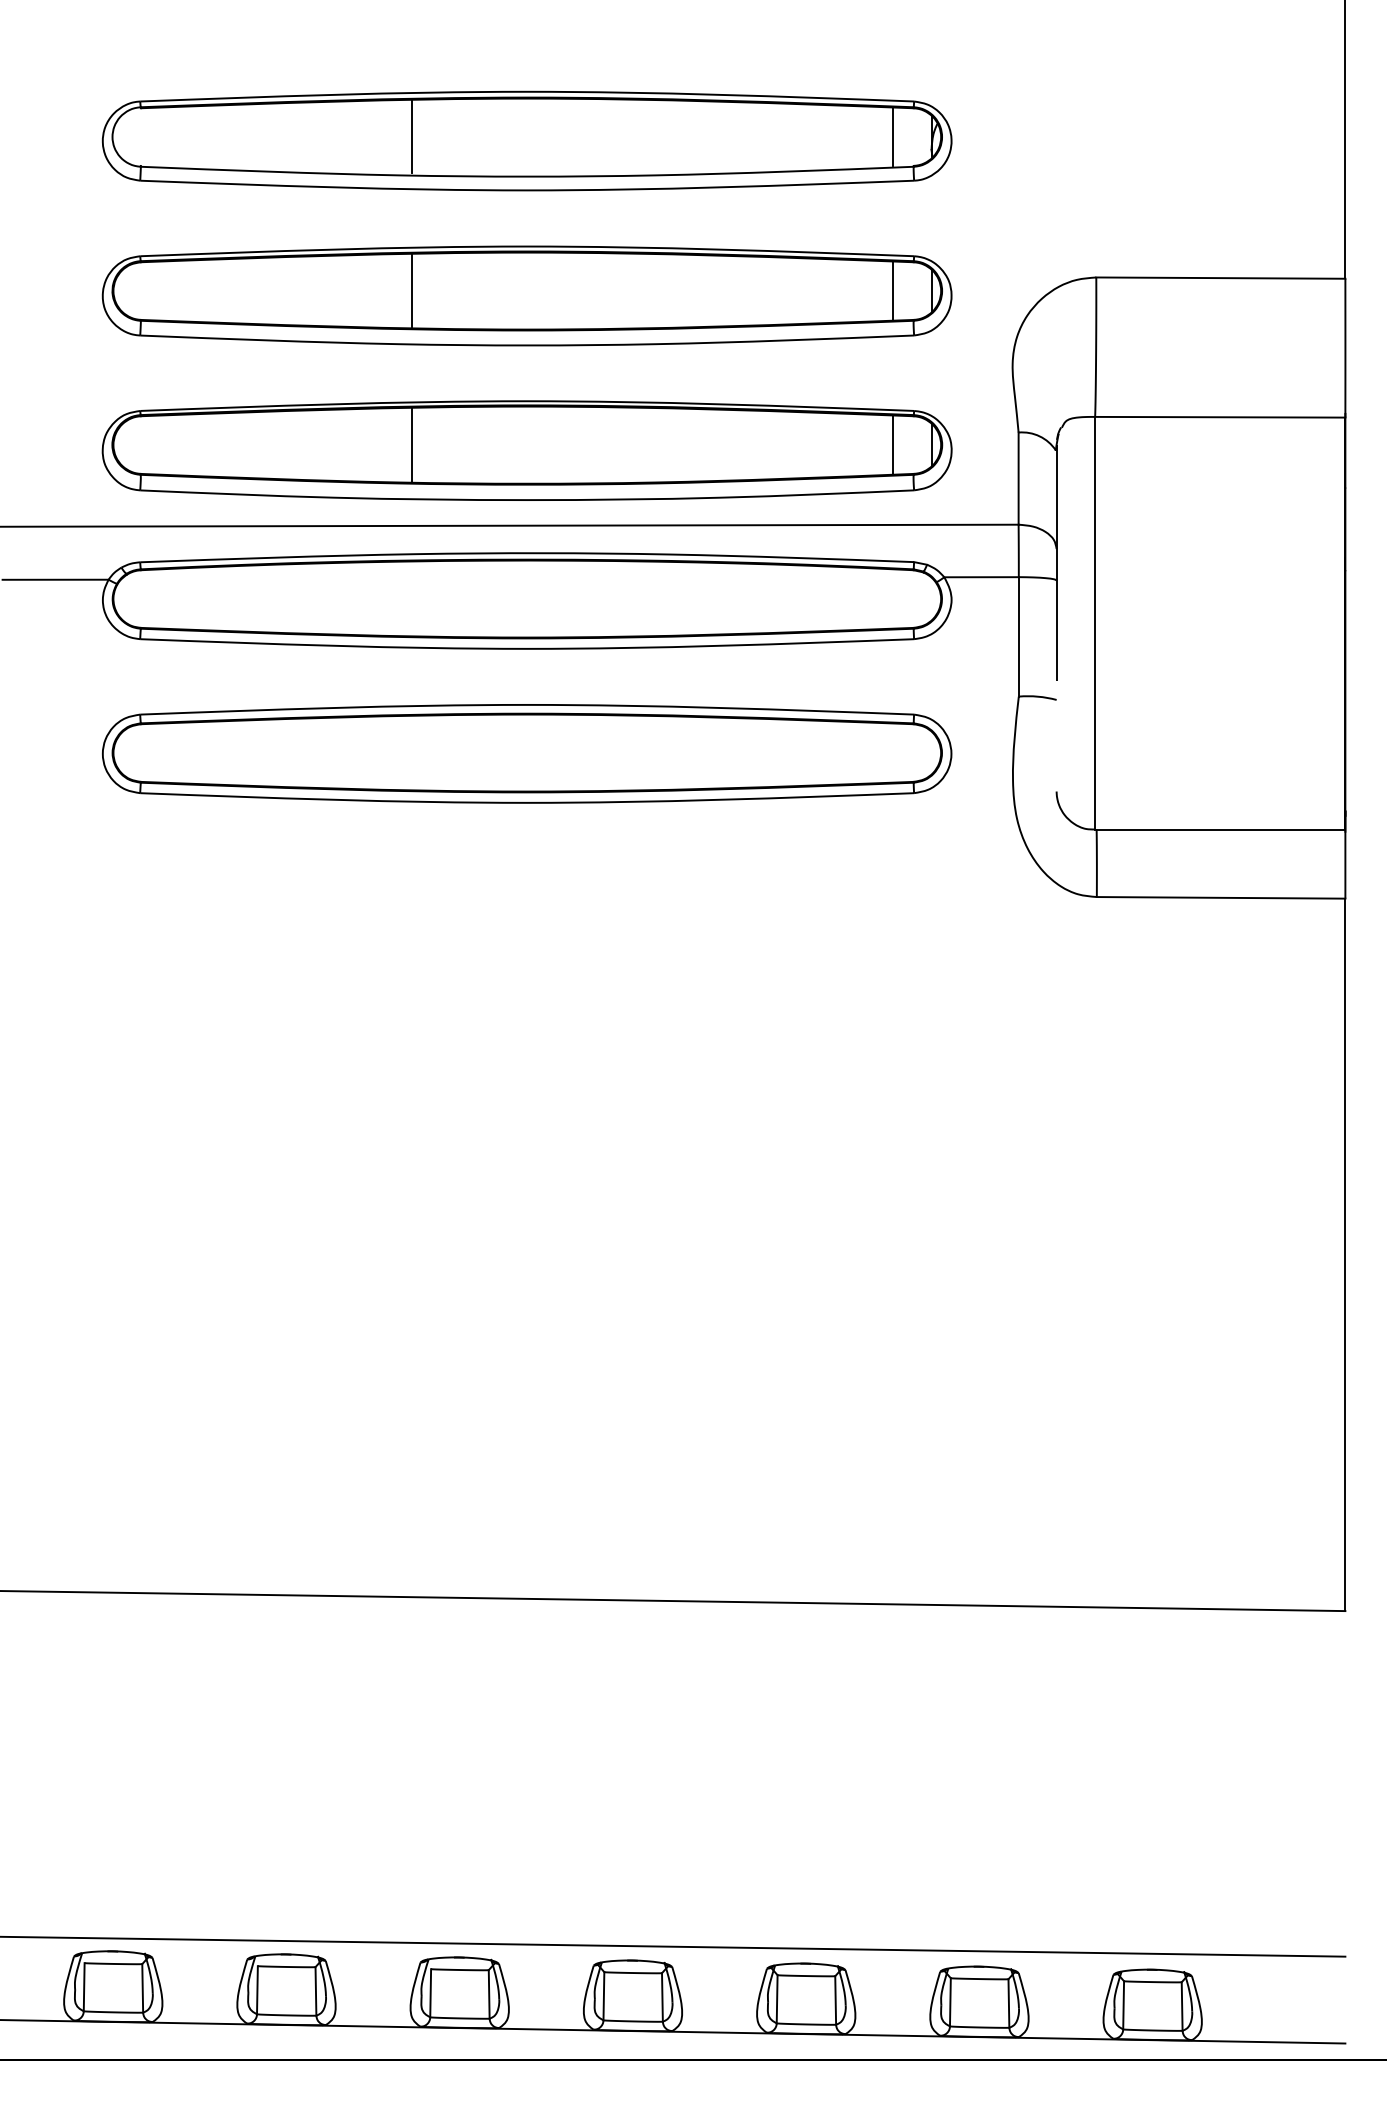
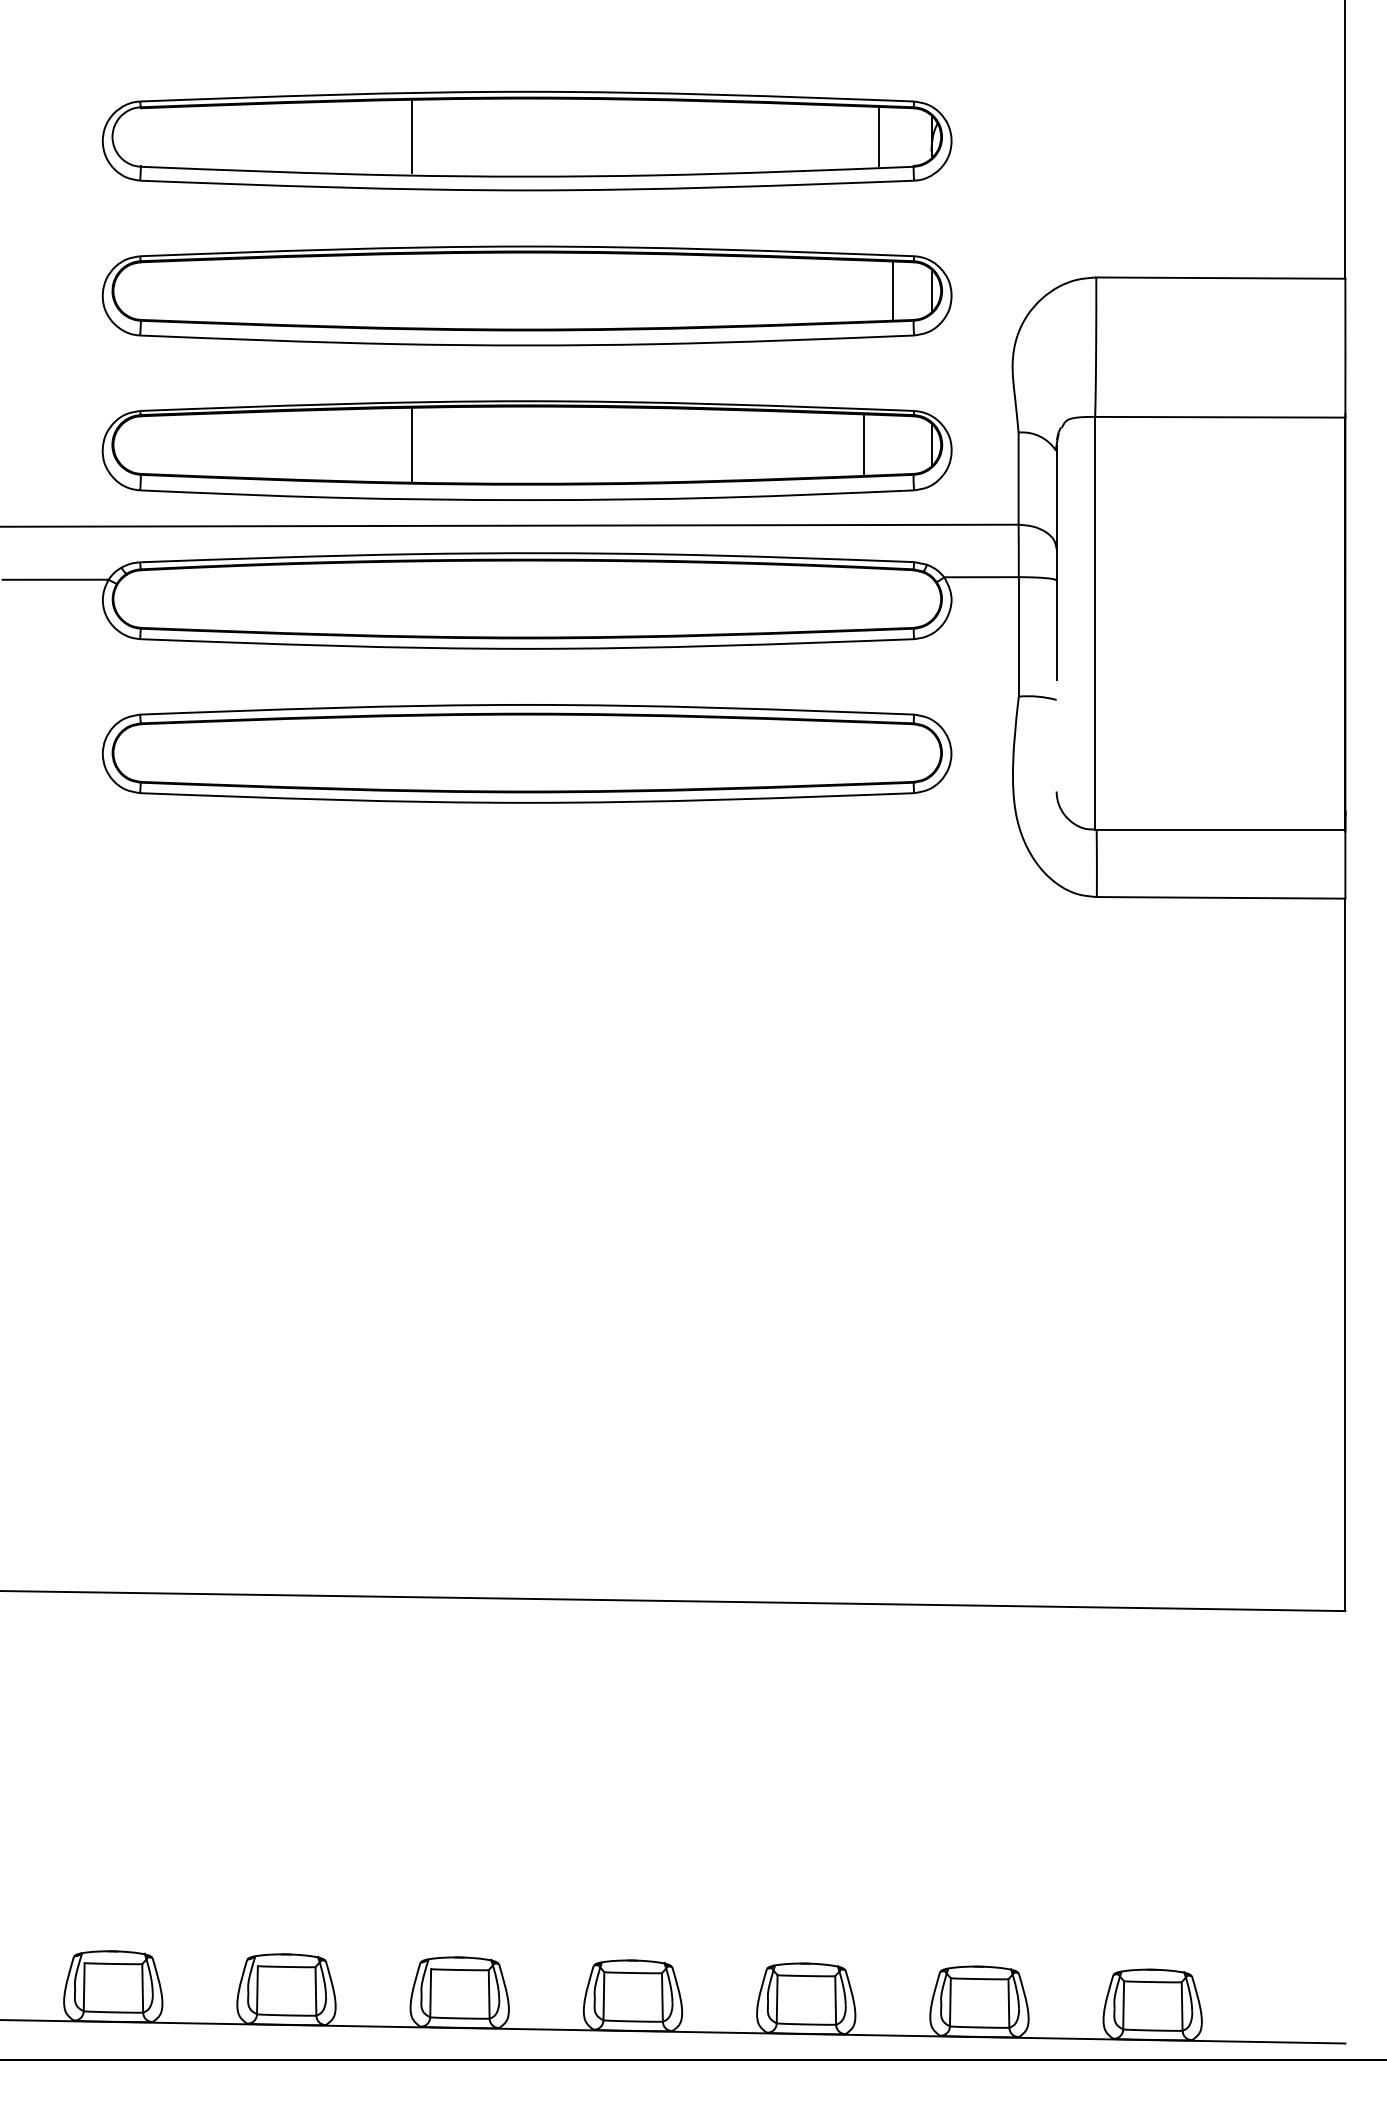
line position: (893, 136) -> (879, 136) (879, 136)
line: present -> none (411, 290)
line position: (893, 444) -> (864, 444) (864, 444)
line: present -> none (673, 1946)
